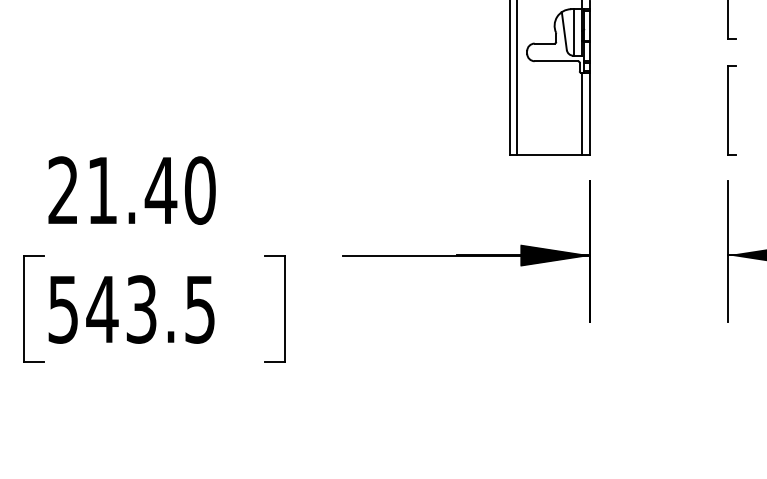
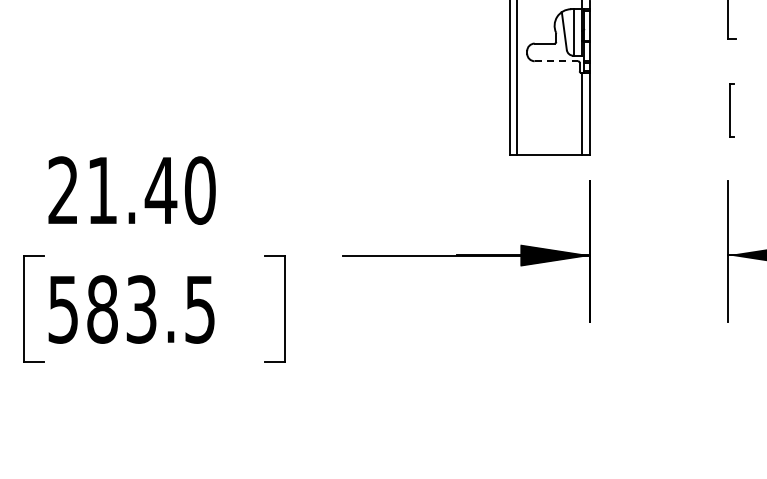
line: solid -> dashed (556, 61)
part size: 10x91 px -> 6x55 px (731, 110)
text: 543.5 -> 583.5 (102, 309)
